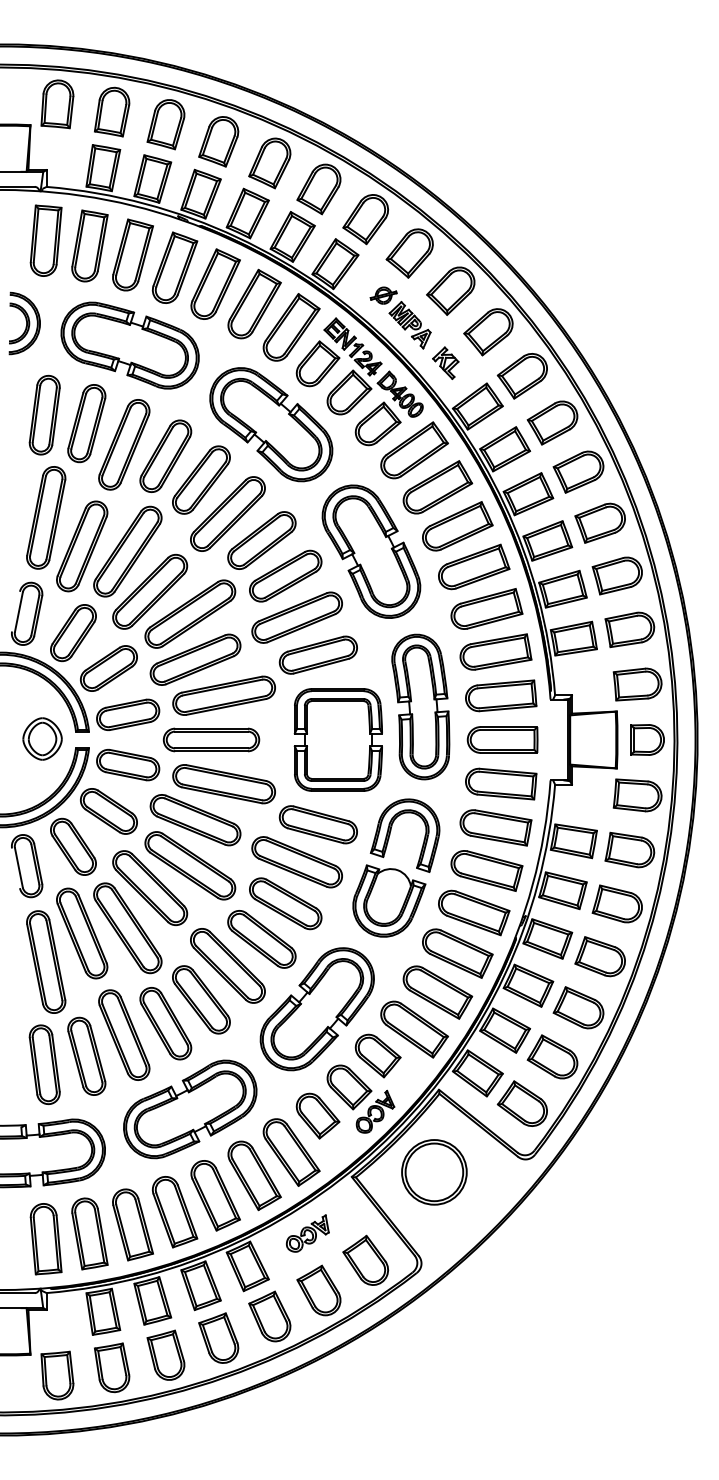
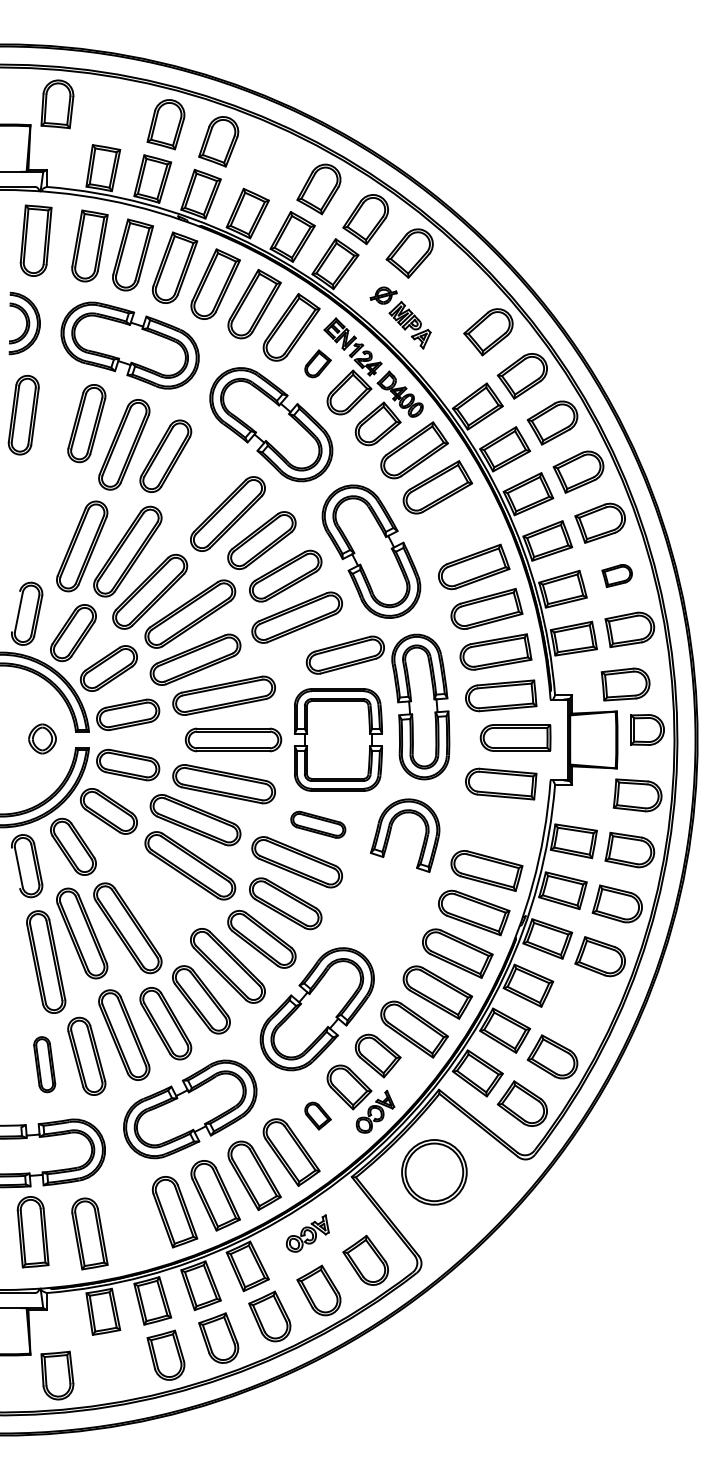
part: present -> none (112, 111)
part: present -> none (269, 163)
part position: (45, 240) -> (35, 240) (35, 240)
part: present -> none (450, 290)
part: present -> none (445, 362)
part size: 46x48 px -> 28x30 px (317, 363)
part position: (44, 414) -> (23, 414) (23, 414)
part: present -> none (201, 479)
part: present -> none (46, 517)
part: present -> none (457, 526)
part size: 52x40 px -> 32x25 px (616, 576)
part position: (317, 654) -> (344, 654) (344, 654)
part position: (637, 684) -> (625, 684) (625, 684)
part size: 41x44 px -> 29x32 px (42, 738)
part position: (211, 739) -> (233, 739) (233, 739)
part position: (502, 739) -> (515, 737) (515, 737)
part position: (647, 739) -> (647, 729) (647, 729)
part size: 80x40 px -> 57x29 px (318, 824)
part: present -> none (495, 827)
part: present -> none (150, 887)
part: present -> none (389, 900)
part: present -> none (578, 1007)
part size: 33x81 px -> 24x58 px (44, 1064)
part size: 46x48 px -> 28x30 px (317, 1115)
part: present -> none (132, 1224)
part position: (45, 1239) -> (32, 1232) (32, 1232)
part: present -> none (112, 1367)
